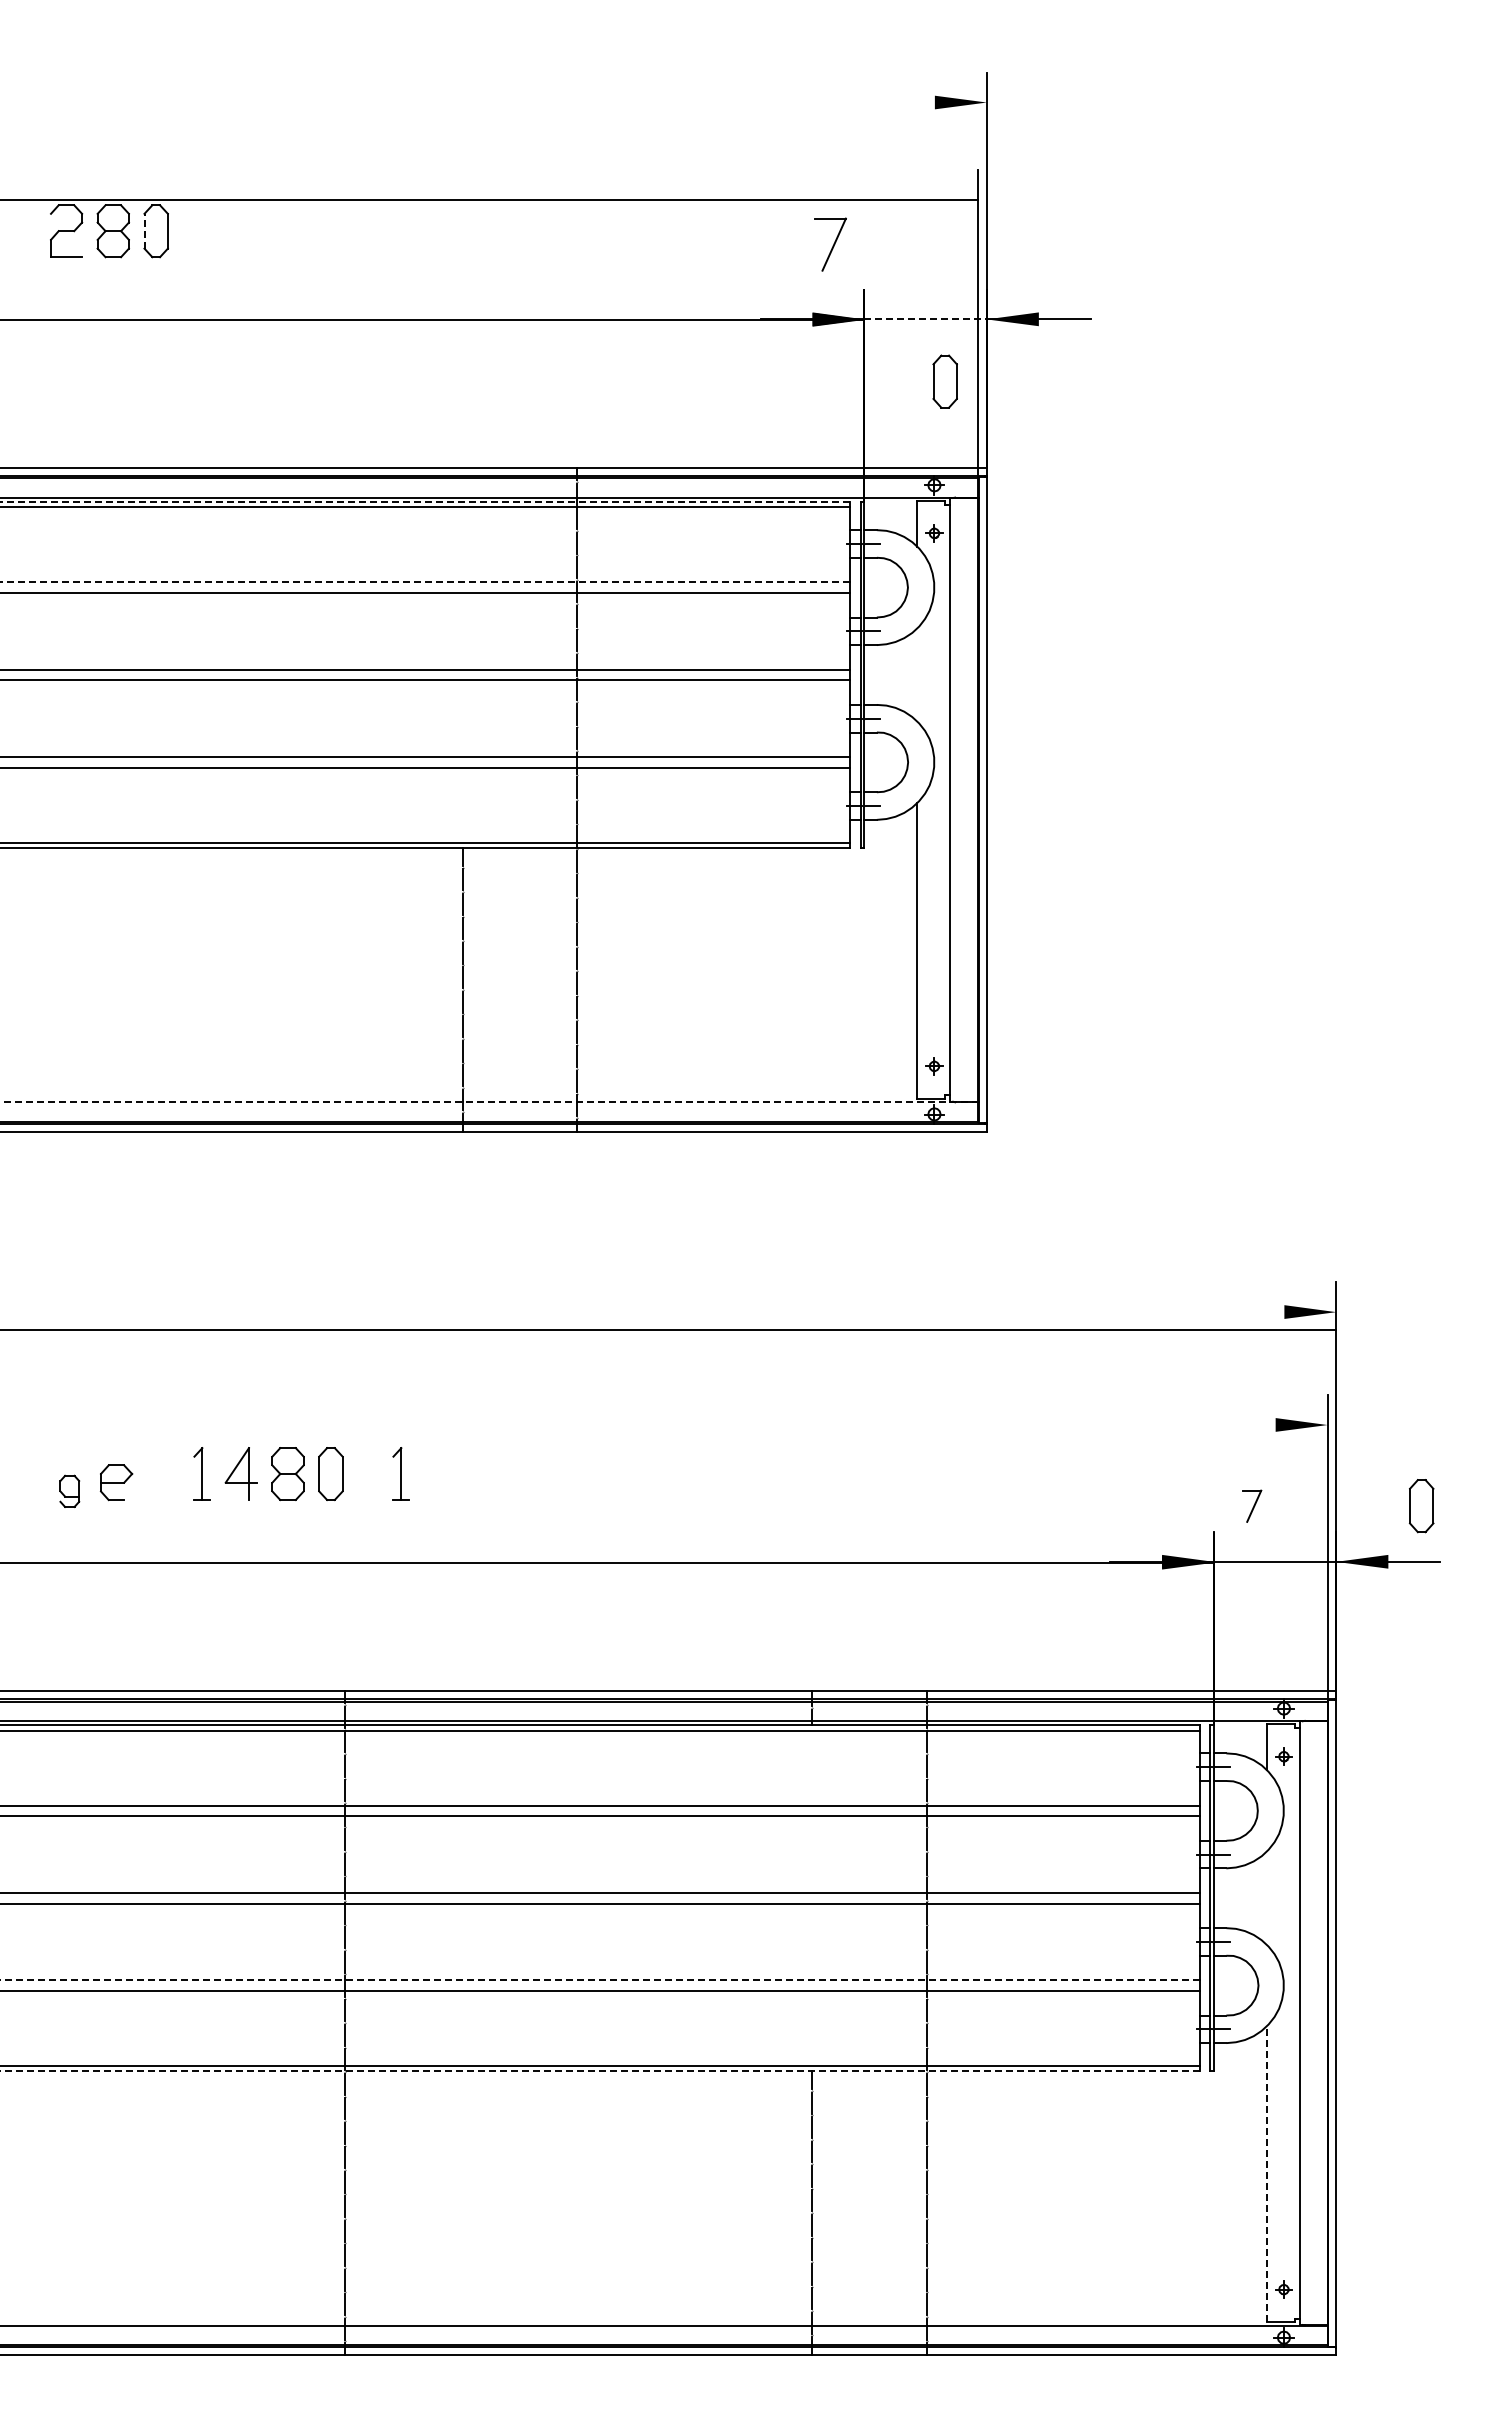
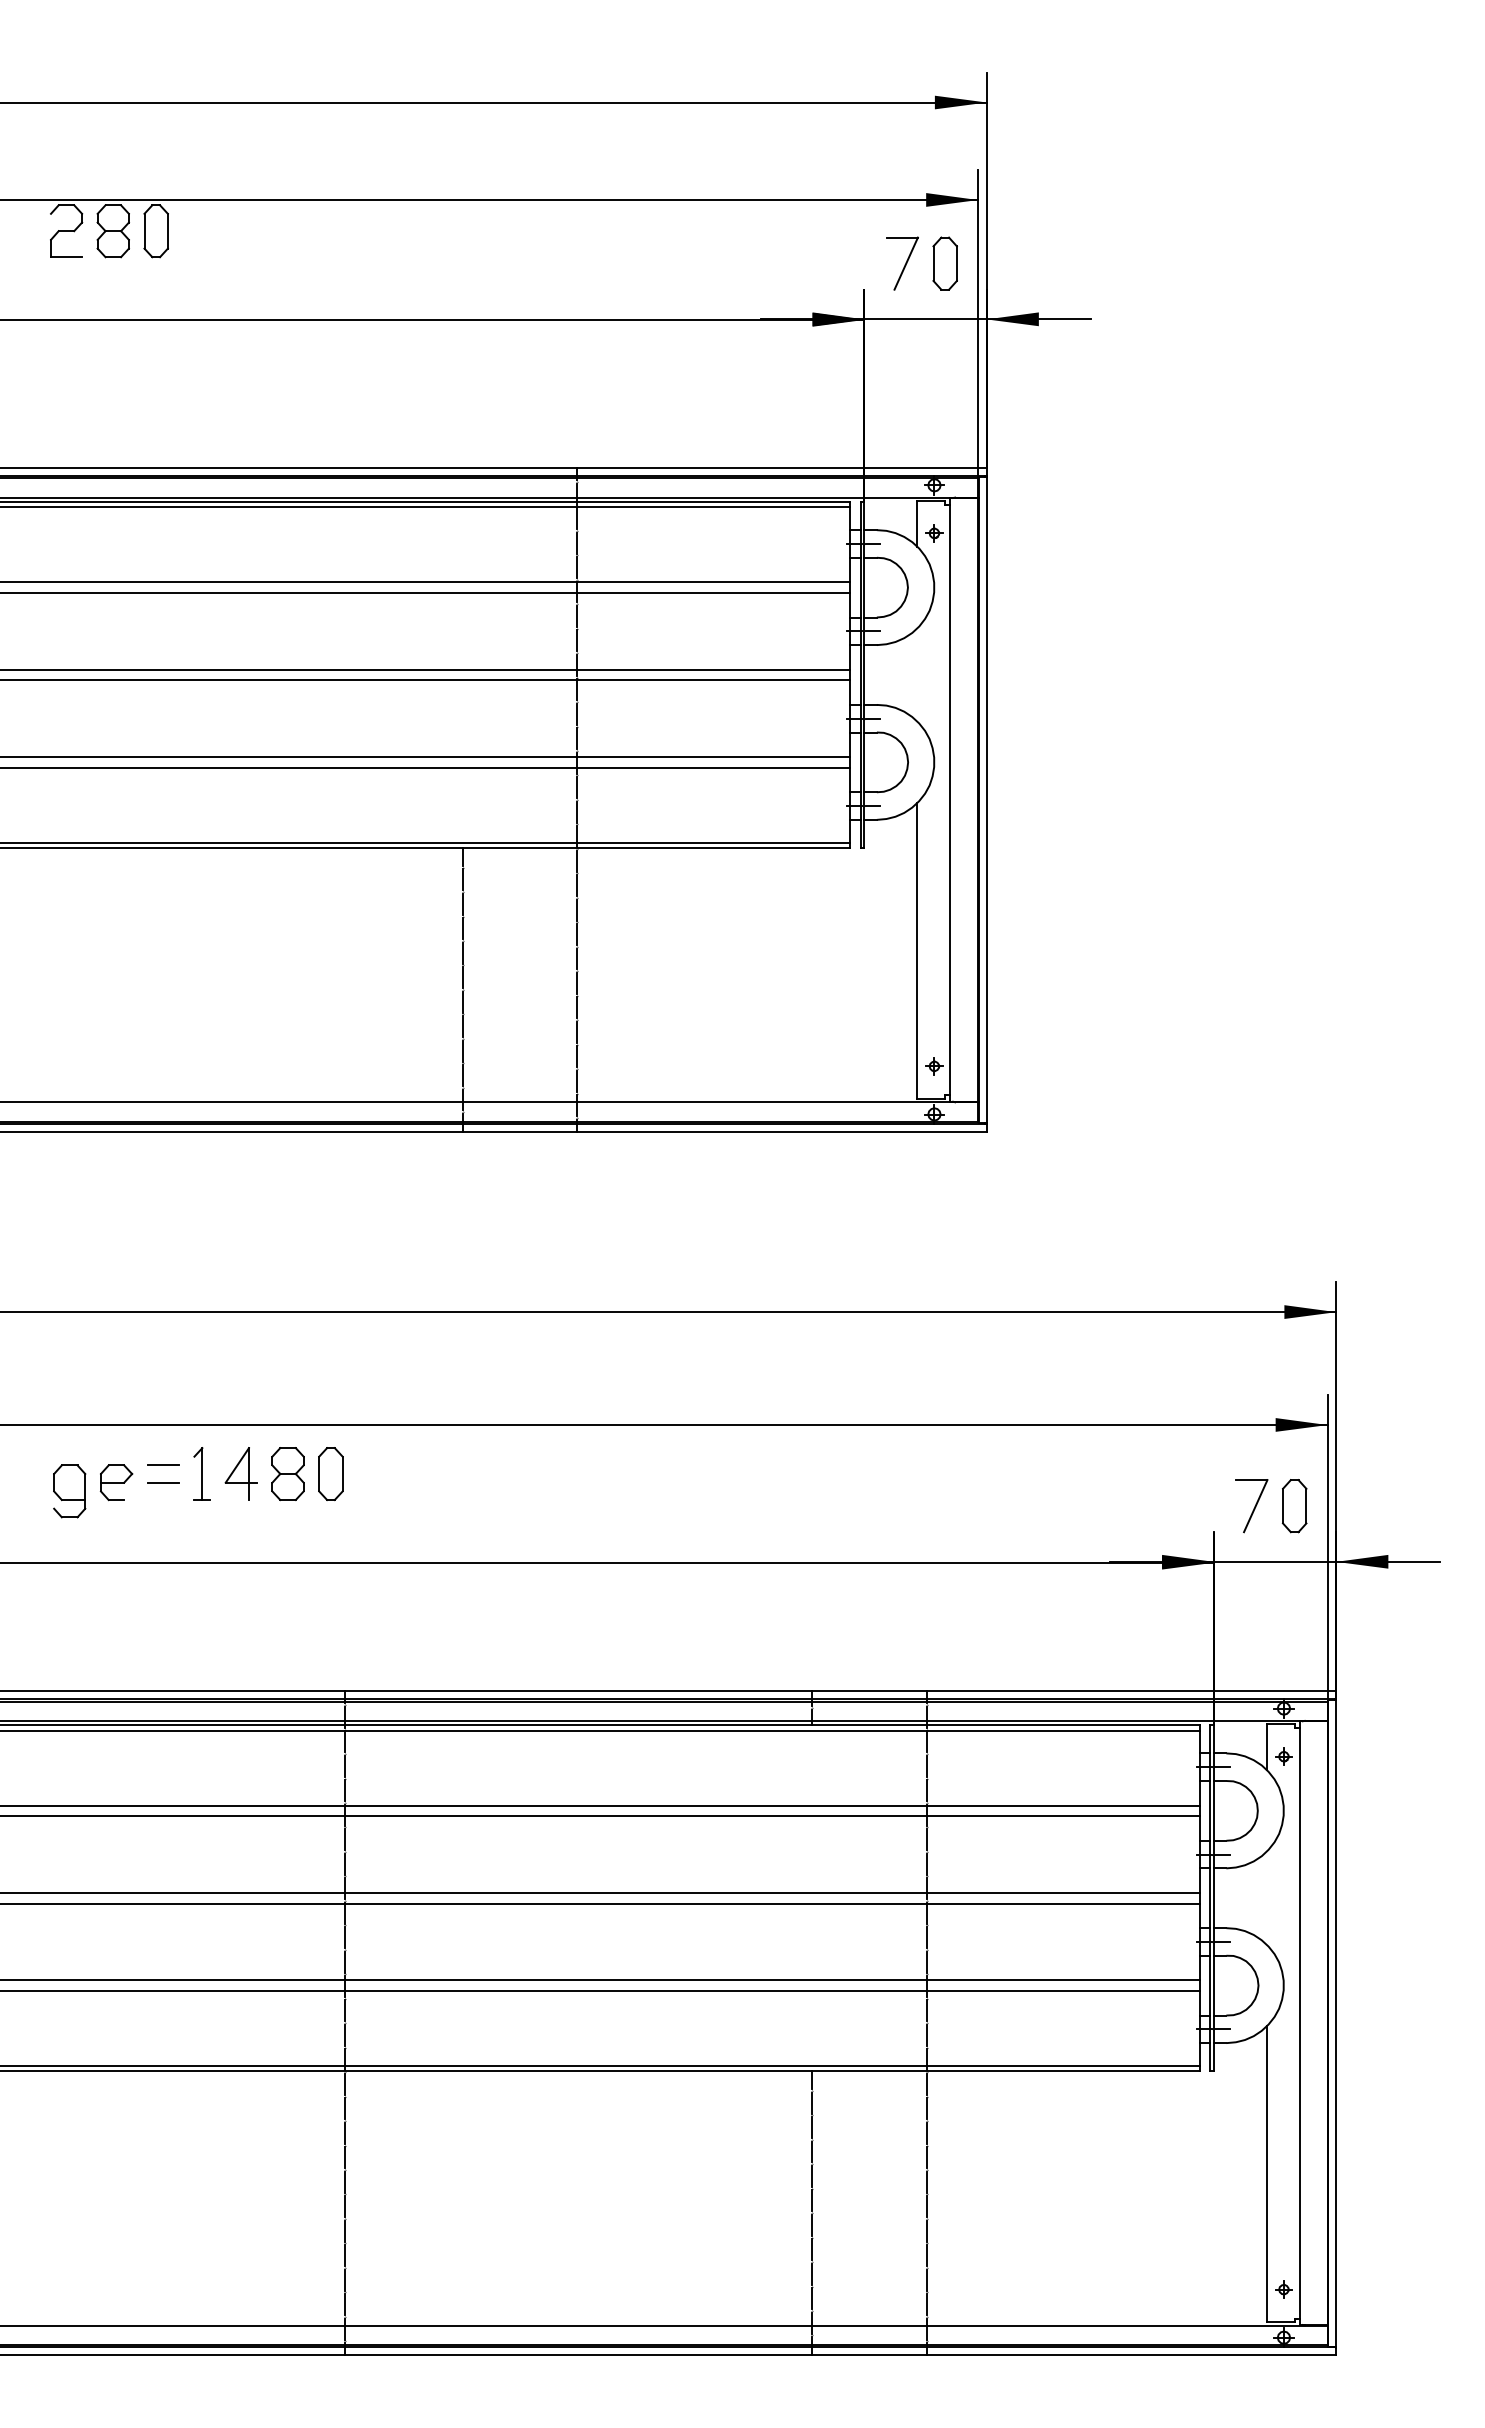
line: none -> present (494, 102)
fill: none -> present (952, 199)
line: dashed -> solid (144, 230)
part position: (830, 244) -> (902, 263) (902, 263)
line: dashed -> solid (926, 319)
part position: (944, 381) -> (944, 263) (944, 263)
line: dashed -> solid (425, 502)
line: dashed -> solid (425, 582)
line: dashed -> solid (489, 1102)
line position: (669, 1330) -> (669, 1312) (669, 1312)
line: none -> present (664, 1425)
line: none -> present (162, 1465)
part: present -> none (400, 1473)
line: none -> present (162, 1482)
part size: 22x34 px -> 34x55 px (69, 1491)
part size: 21x34 px -> 34x55 px (1251, 1506)
part position: (1421, 1506) -> (1294, 1506) (1294, 1506)
line: dashed -> solid (600, 1980)
line: dashed -> solid (600, 2071)
line: dashed -> solid (1266, 2174)
